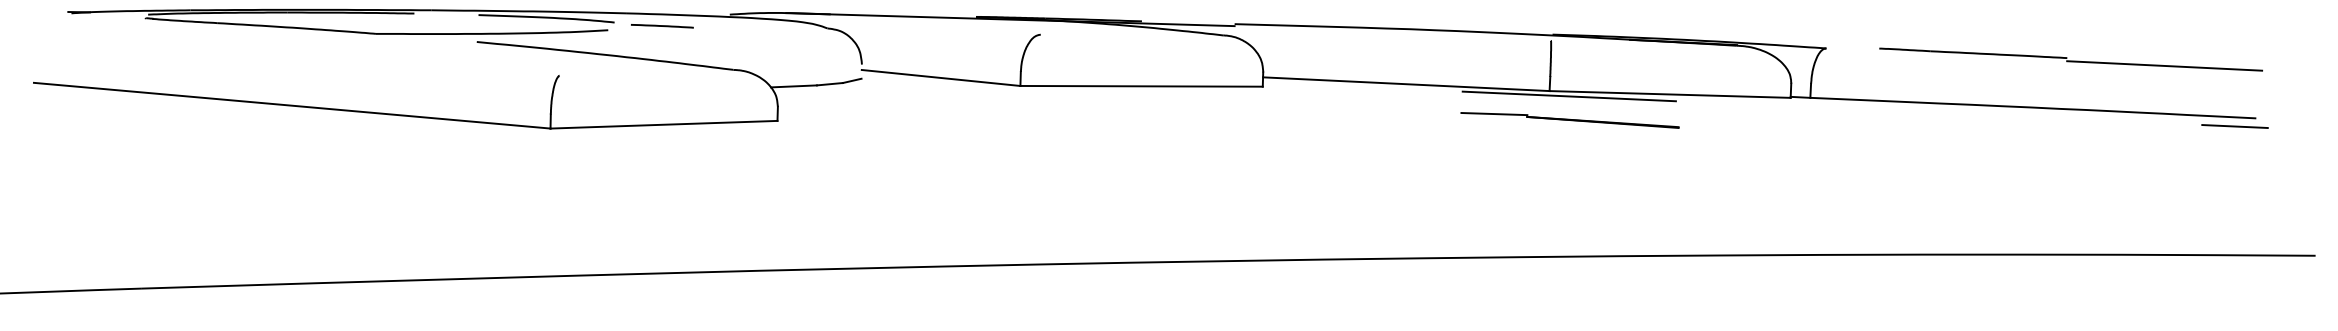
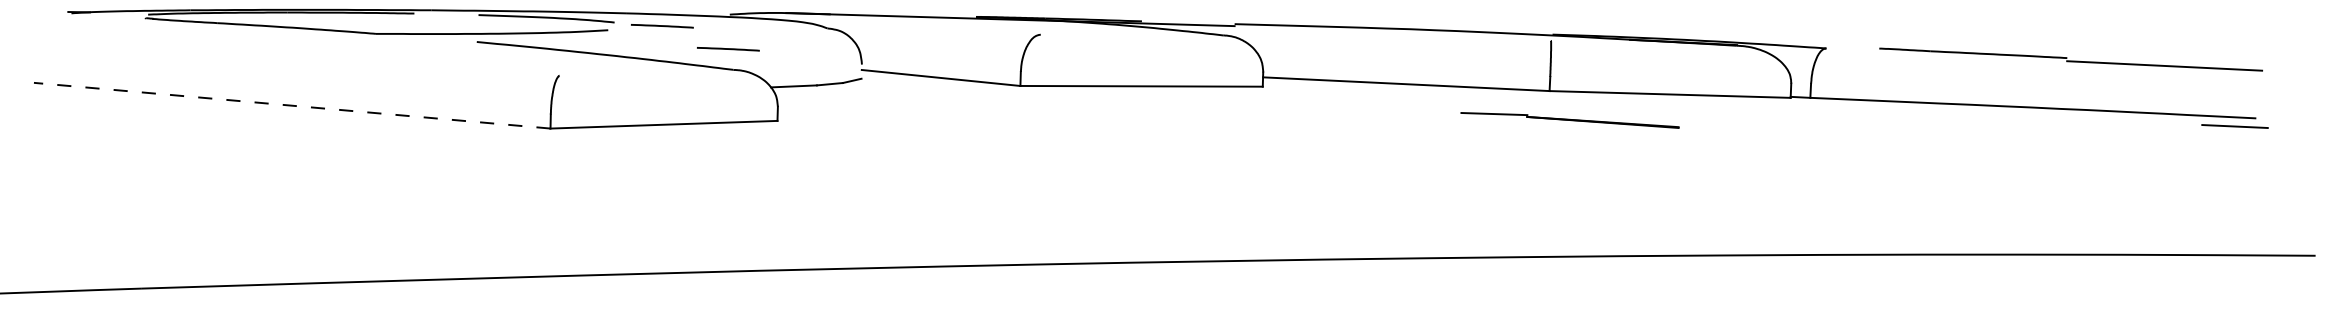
line: none -> present (728, 49)
line: present -> none (1568, 96)
line: solid -> dashed (291, 105)
